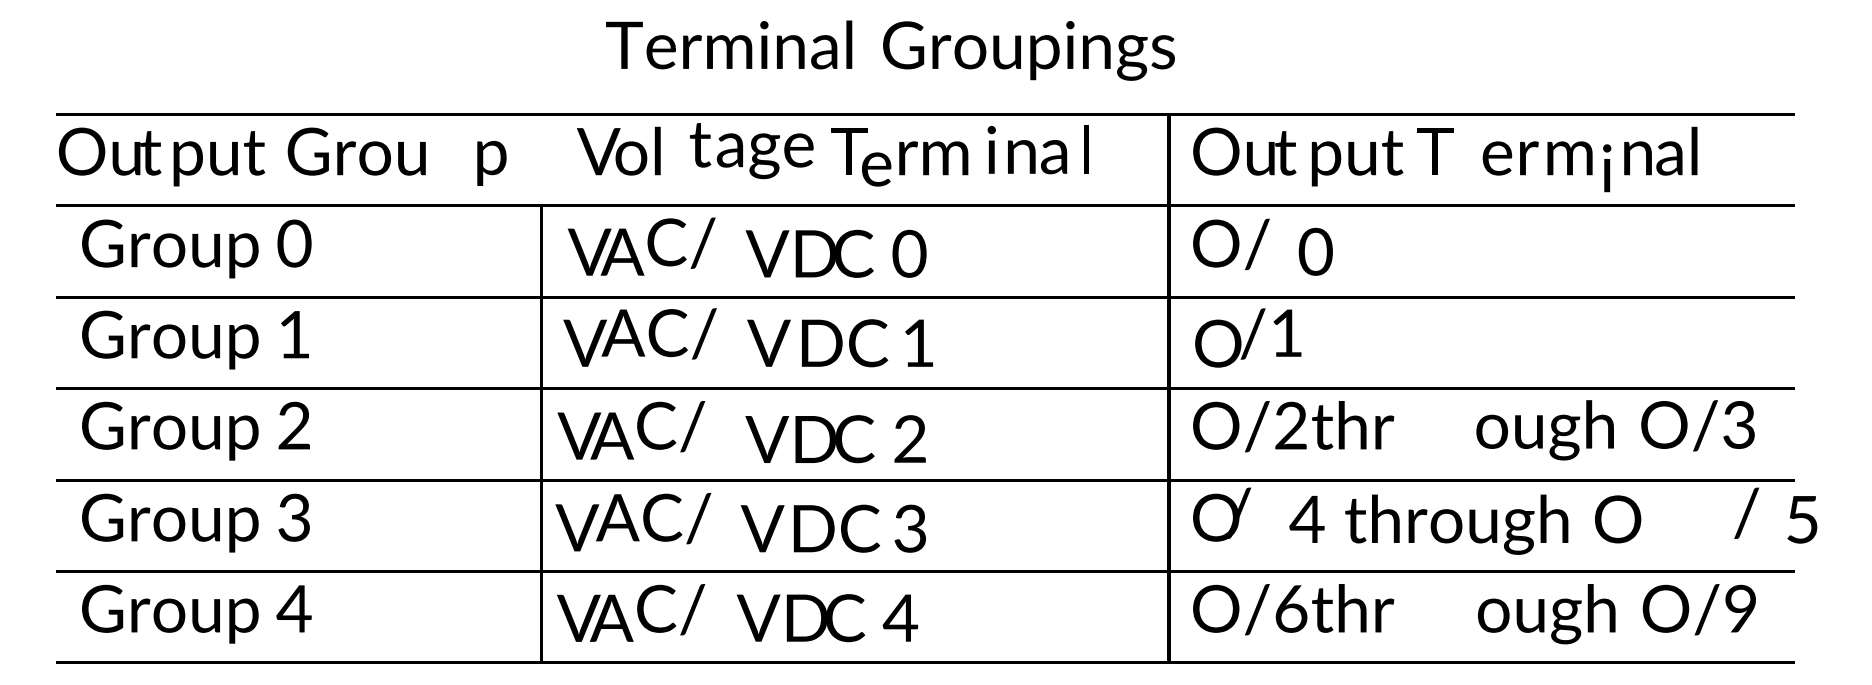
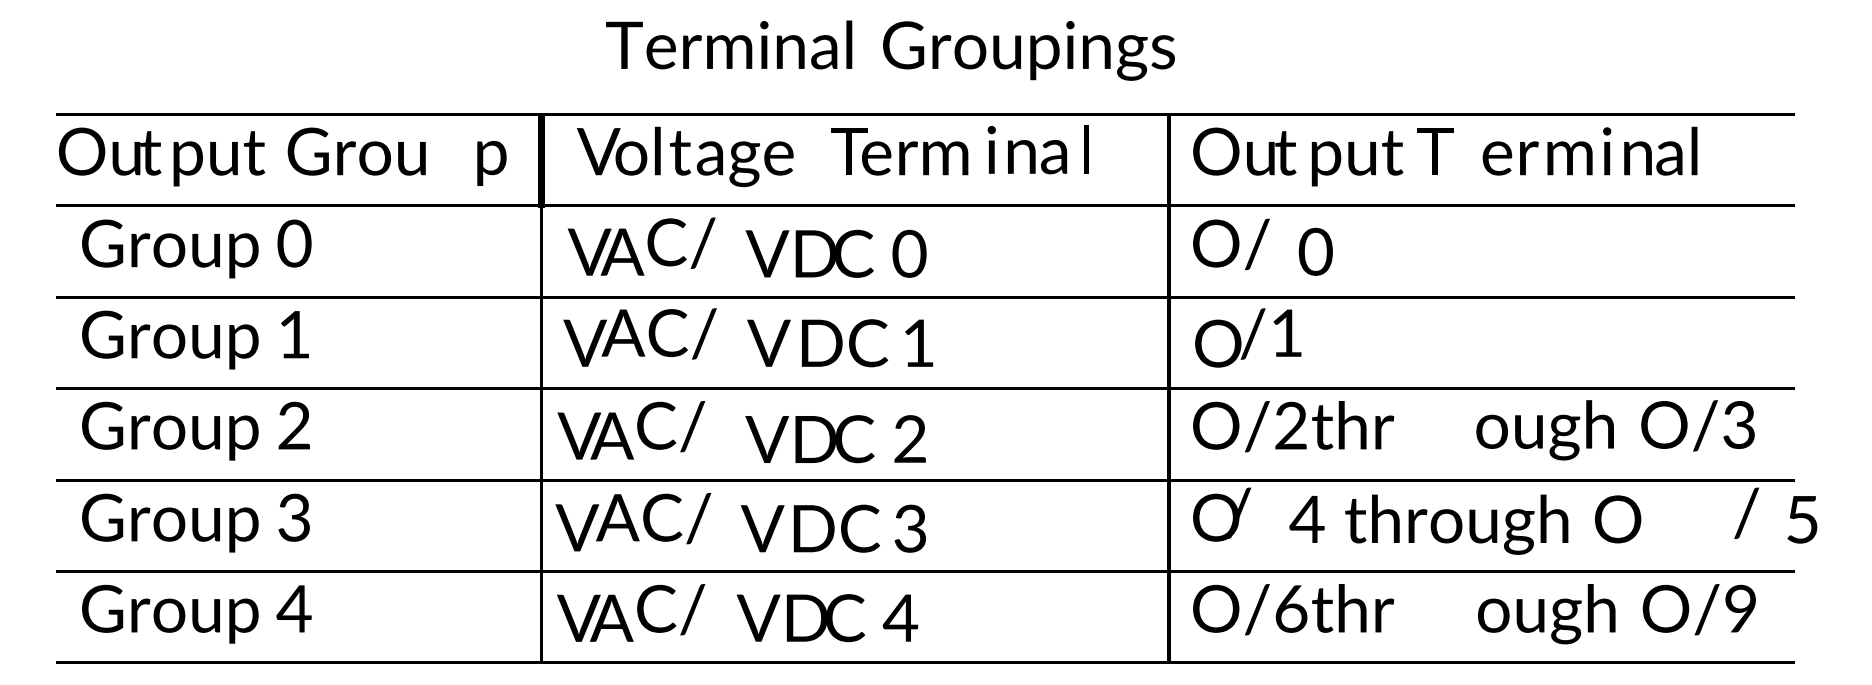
text position: (751, 151) -> (731, 159) (731, 159)
fill: none -> present (540, 160)
text position: (1607, 168) -> (1607, 151) (1607, 151)
text position: (876, 169) -> (876, 158) (876, 158)
